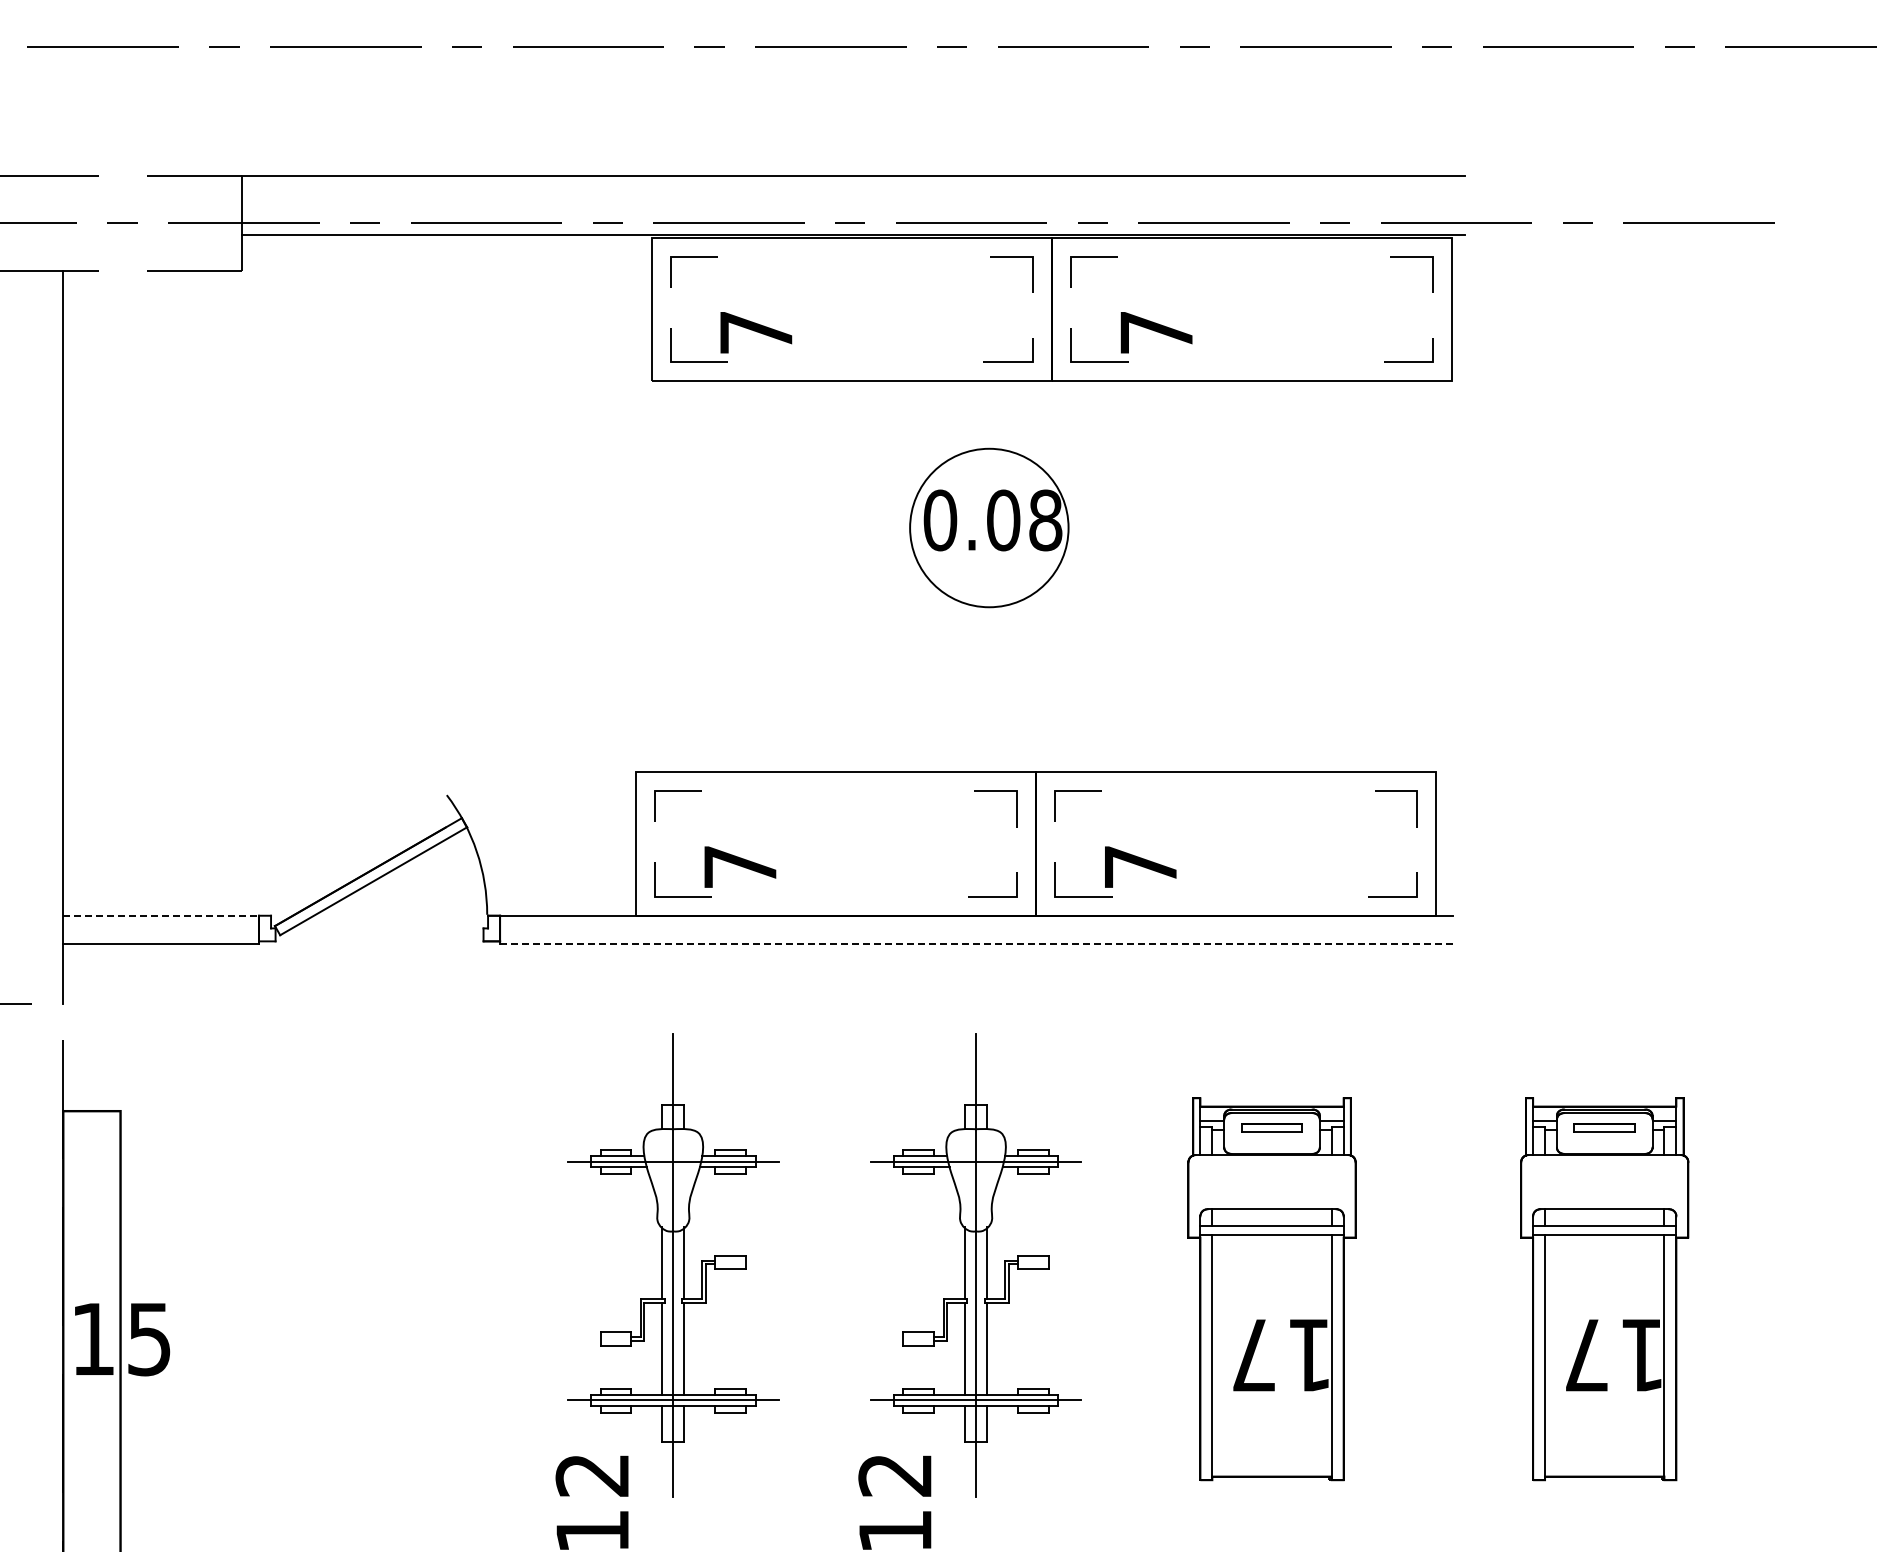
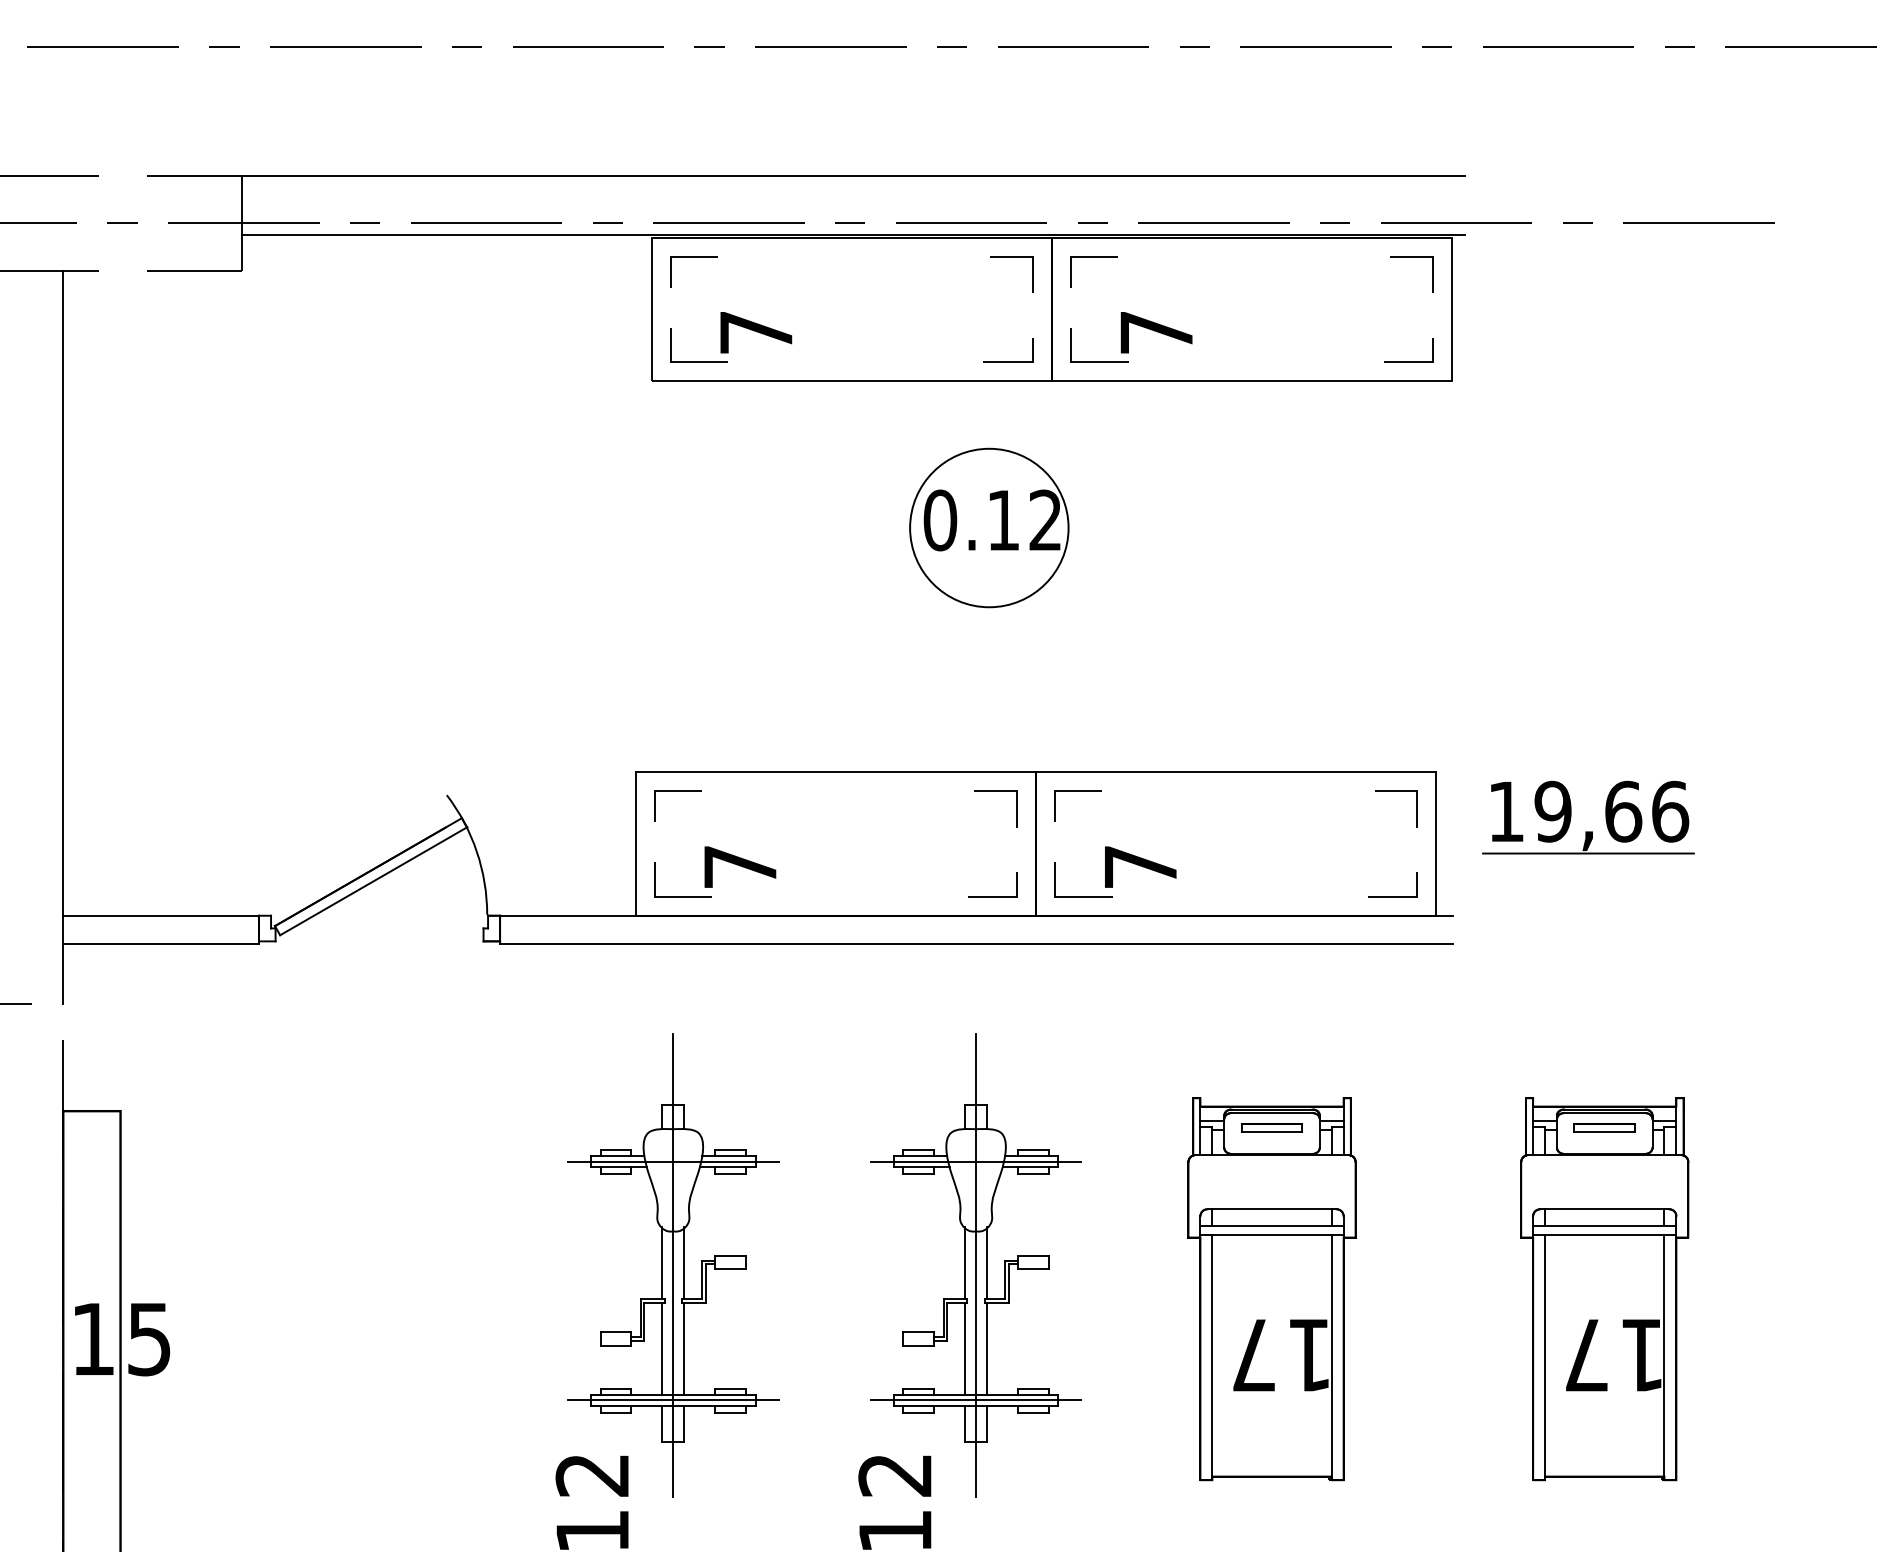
text: 0.08 -> 0.12 (1024, 520)
part: none -> present (1588, 831)
line: dashed -> solid (161, 915)
line: dashed -> solid (976, 944)
